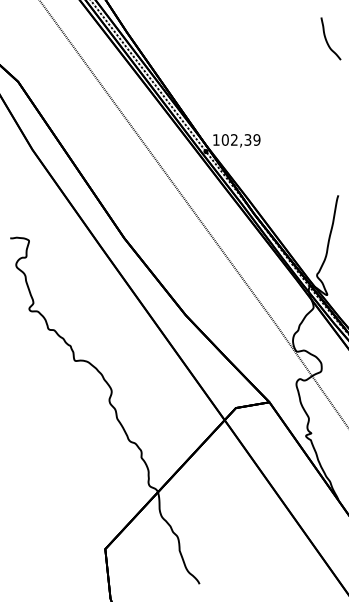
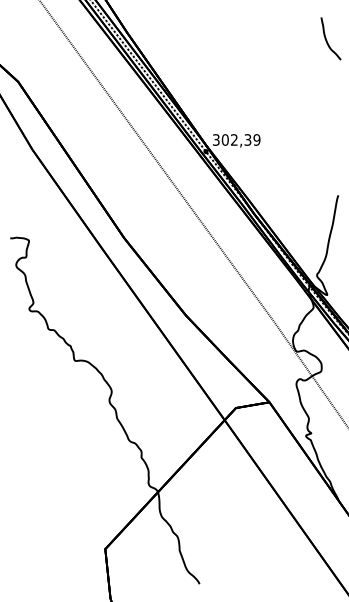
text: 102,39 -> 302,39 (215, 139)
